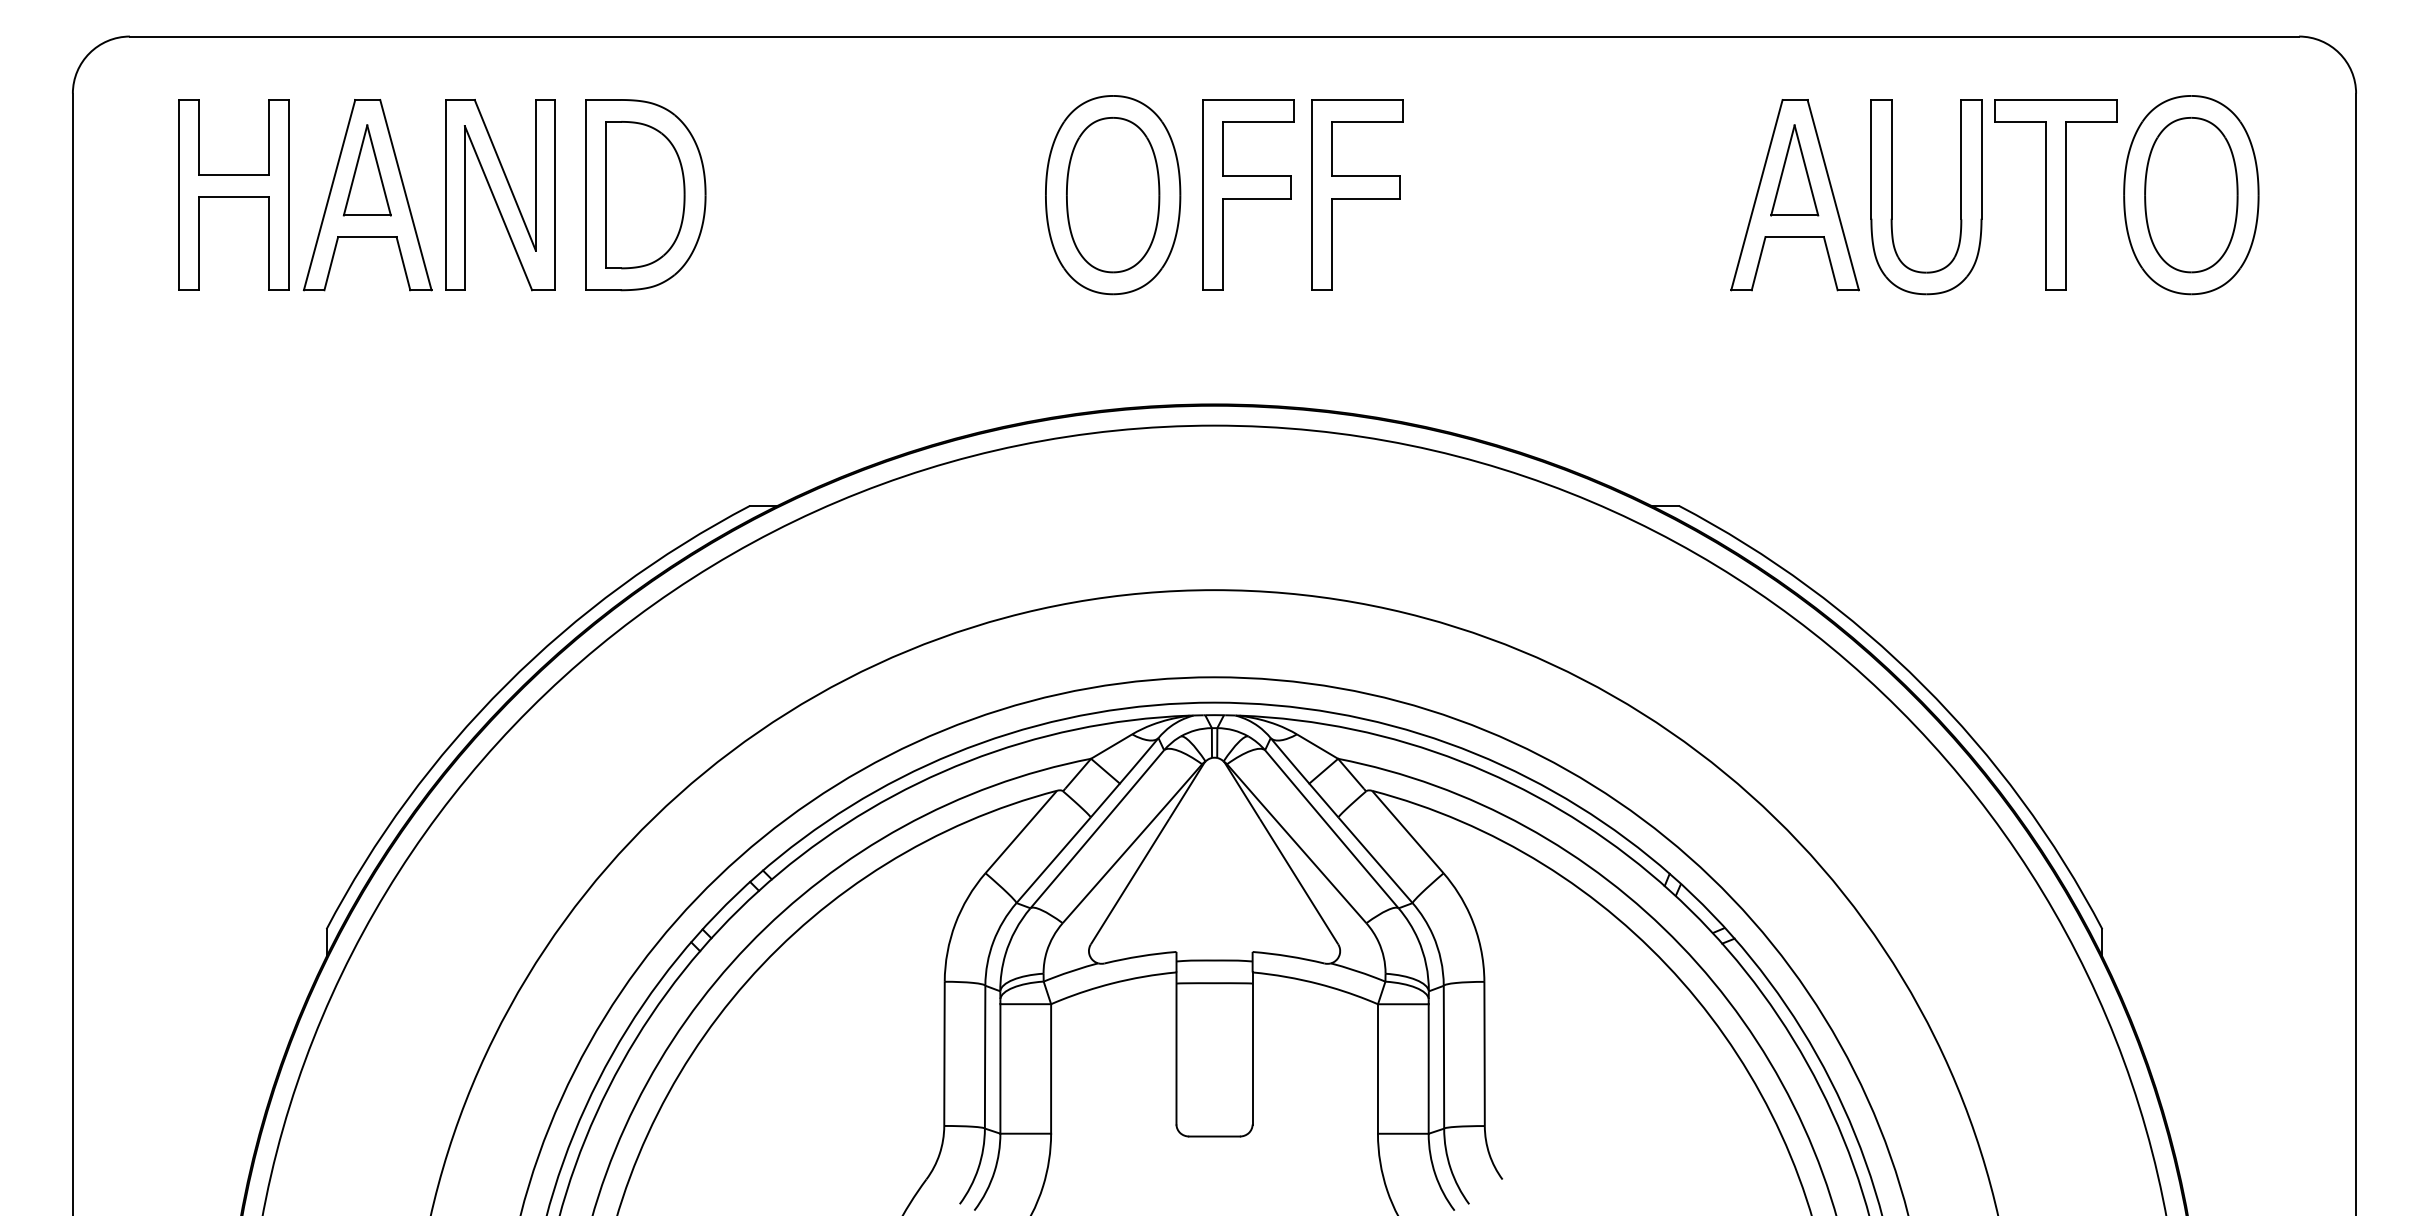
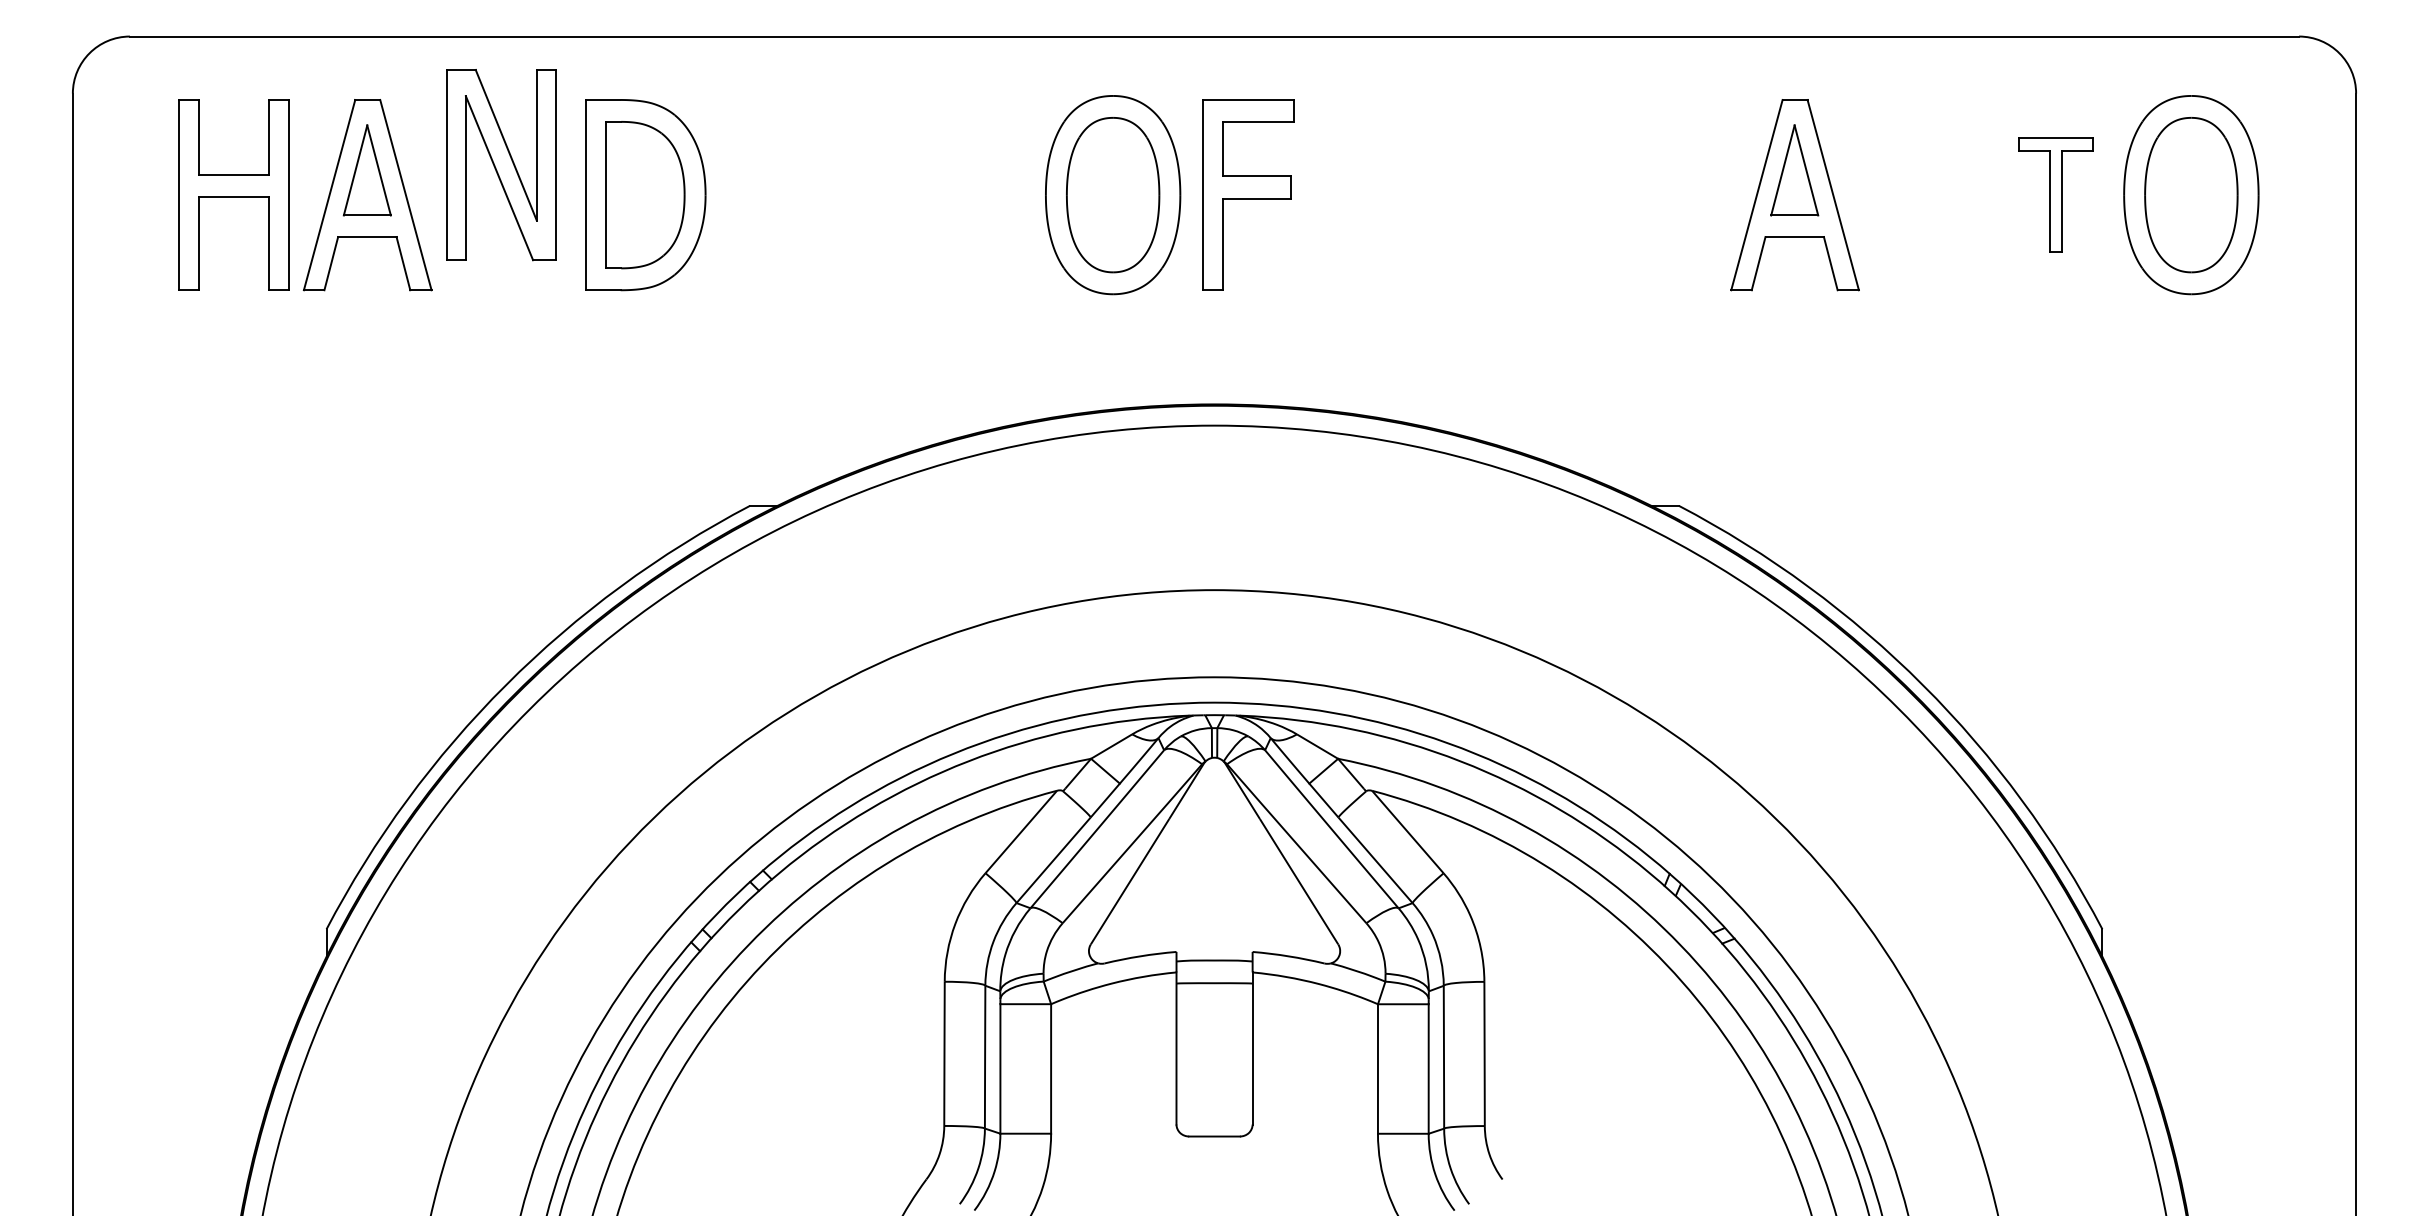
part: present -> none (1357, 194)
part size: 124x192 px -> 76x116 px (2055, 194)
part position: (500, 195) -> (501, 165) (501, 165)
part: present -> none (1892, 197)
